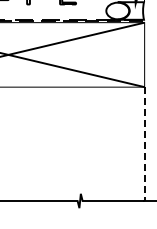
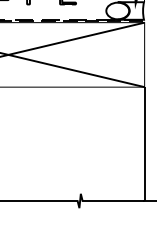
line: dashed -> solid (144, 144)
